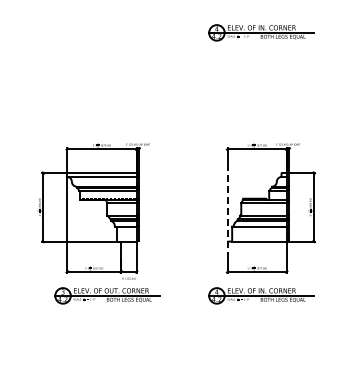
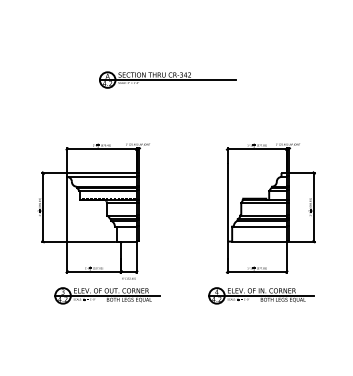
part: present -> none (261, 32)
part: none -> present (167, 79)
line: dashed -> solid (227, 211)
